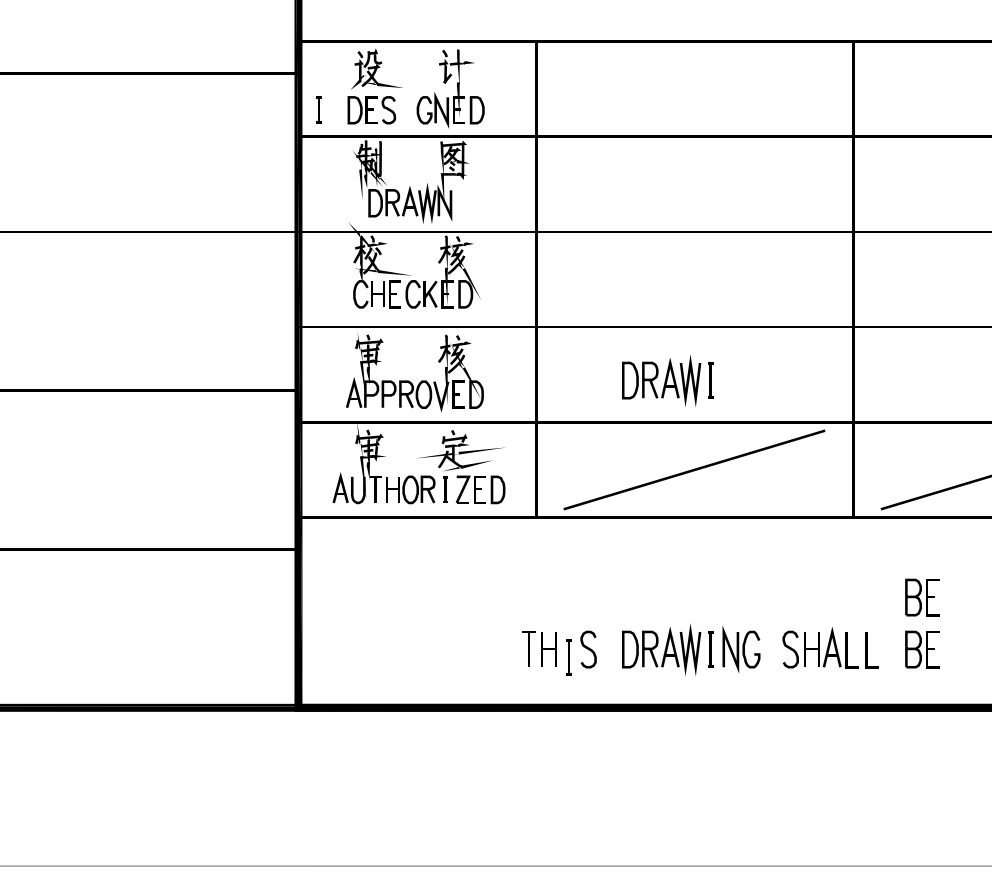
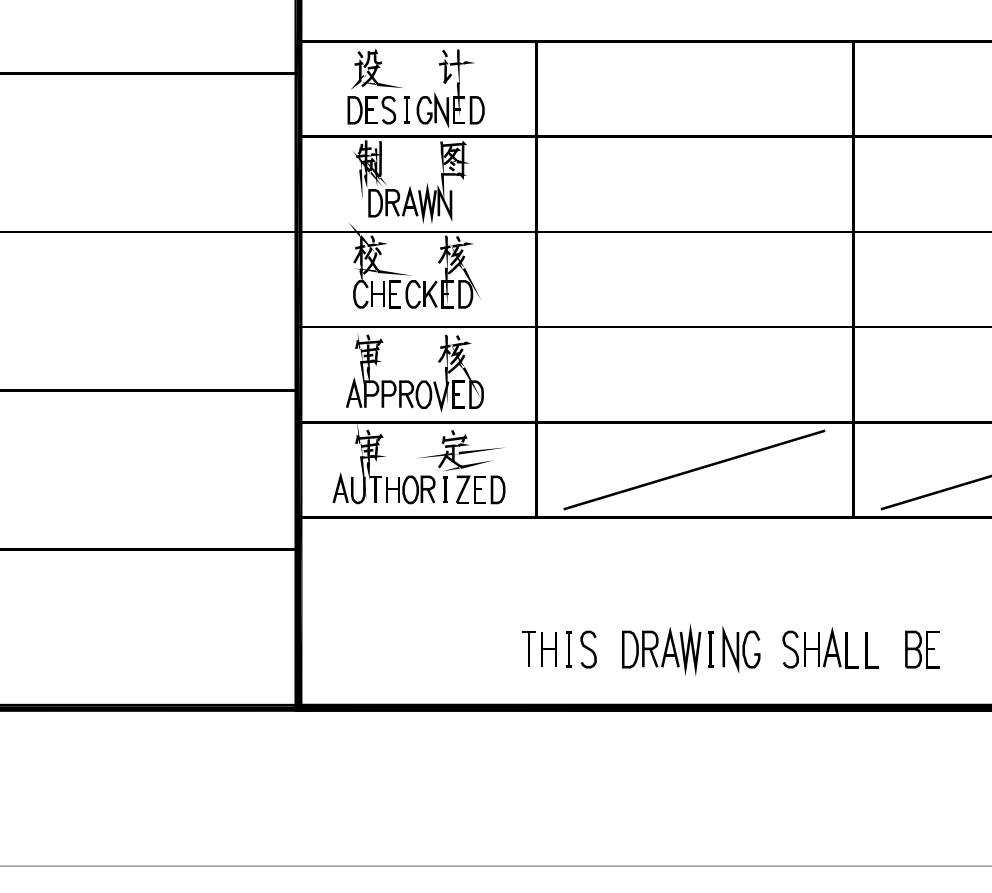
curve position: (318, 109) -> (406, 109) (406, 109)
part: present -> none (667, 380)
part: present -> none (922, 597)
curve position: (568, 657) -> (568, 649) (568, 649)
